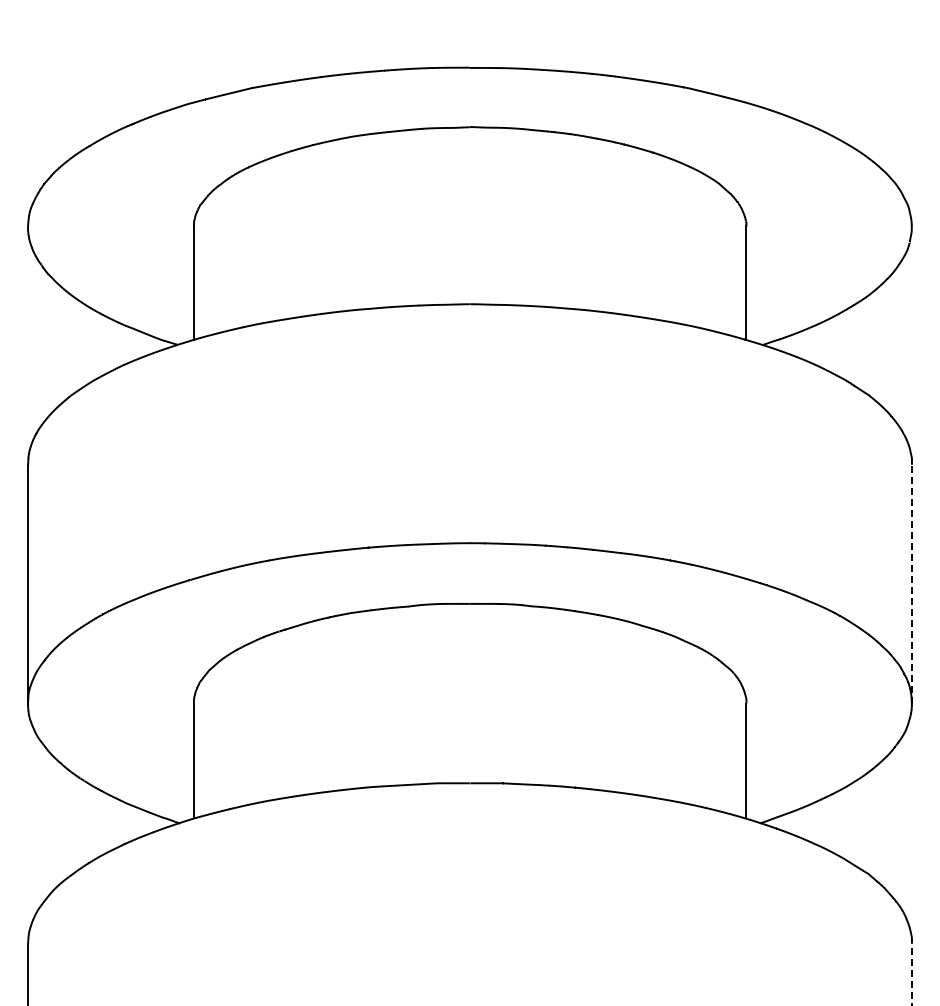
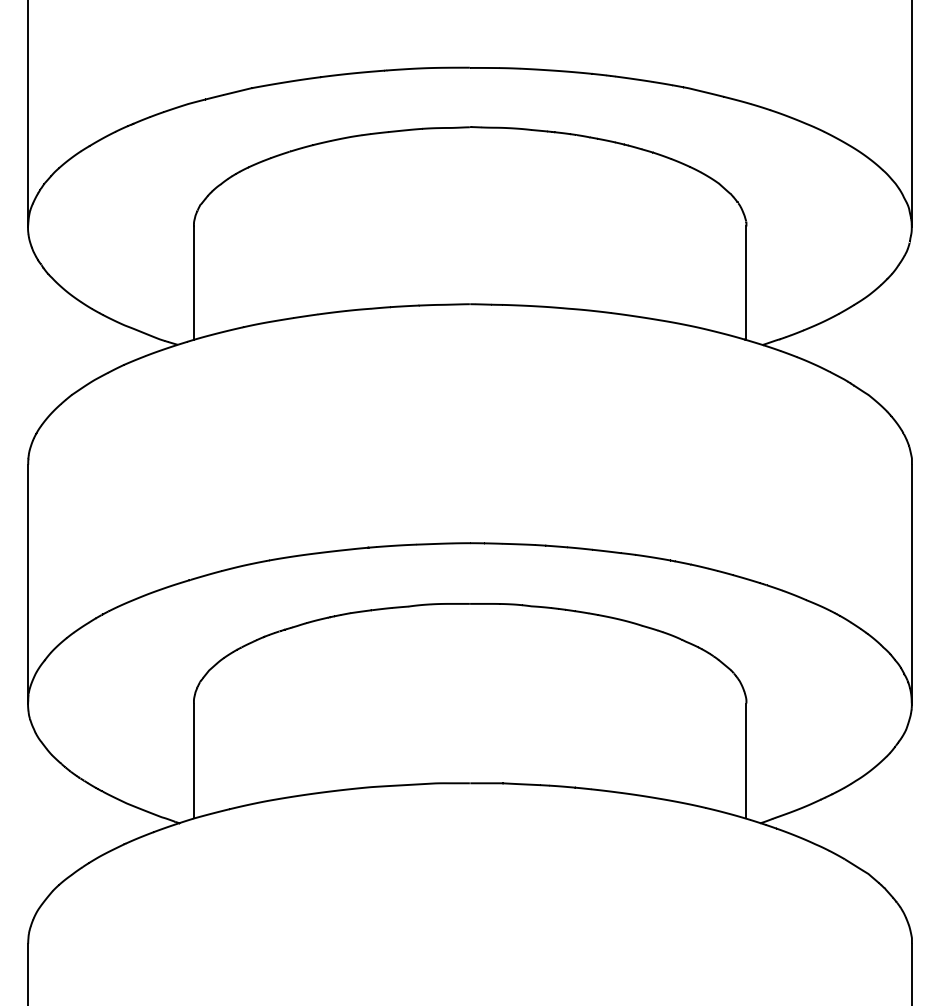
line: none -> present (27, 114)
line: none -> present (911, 114)
line: dashed -> solid (911, 583)
line: dashed -> solid (911, 974)
